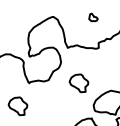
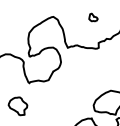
part: present -> none (78, 83)
